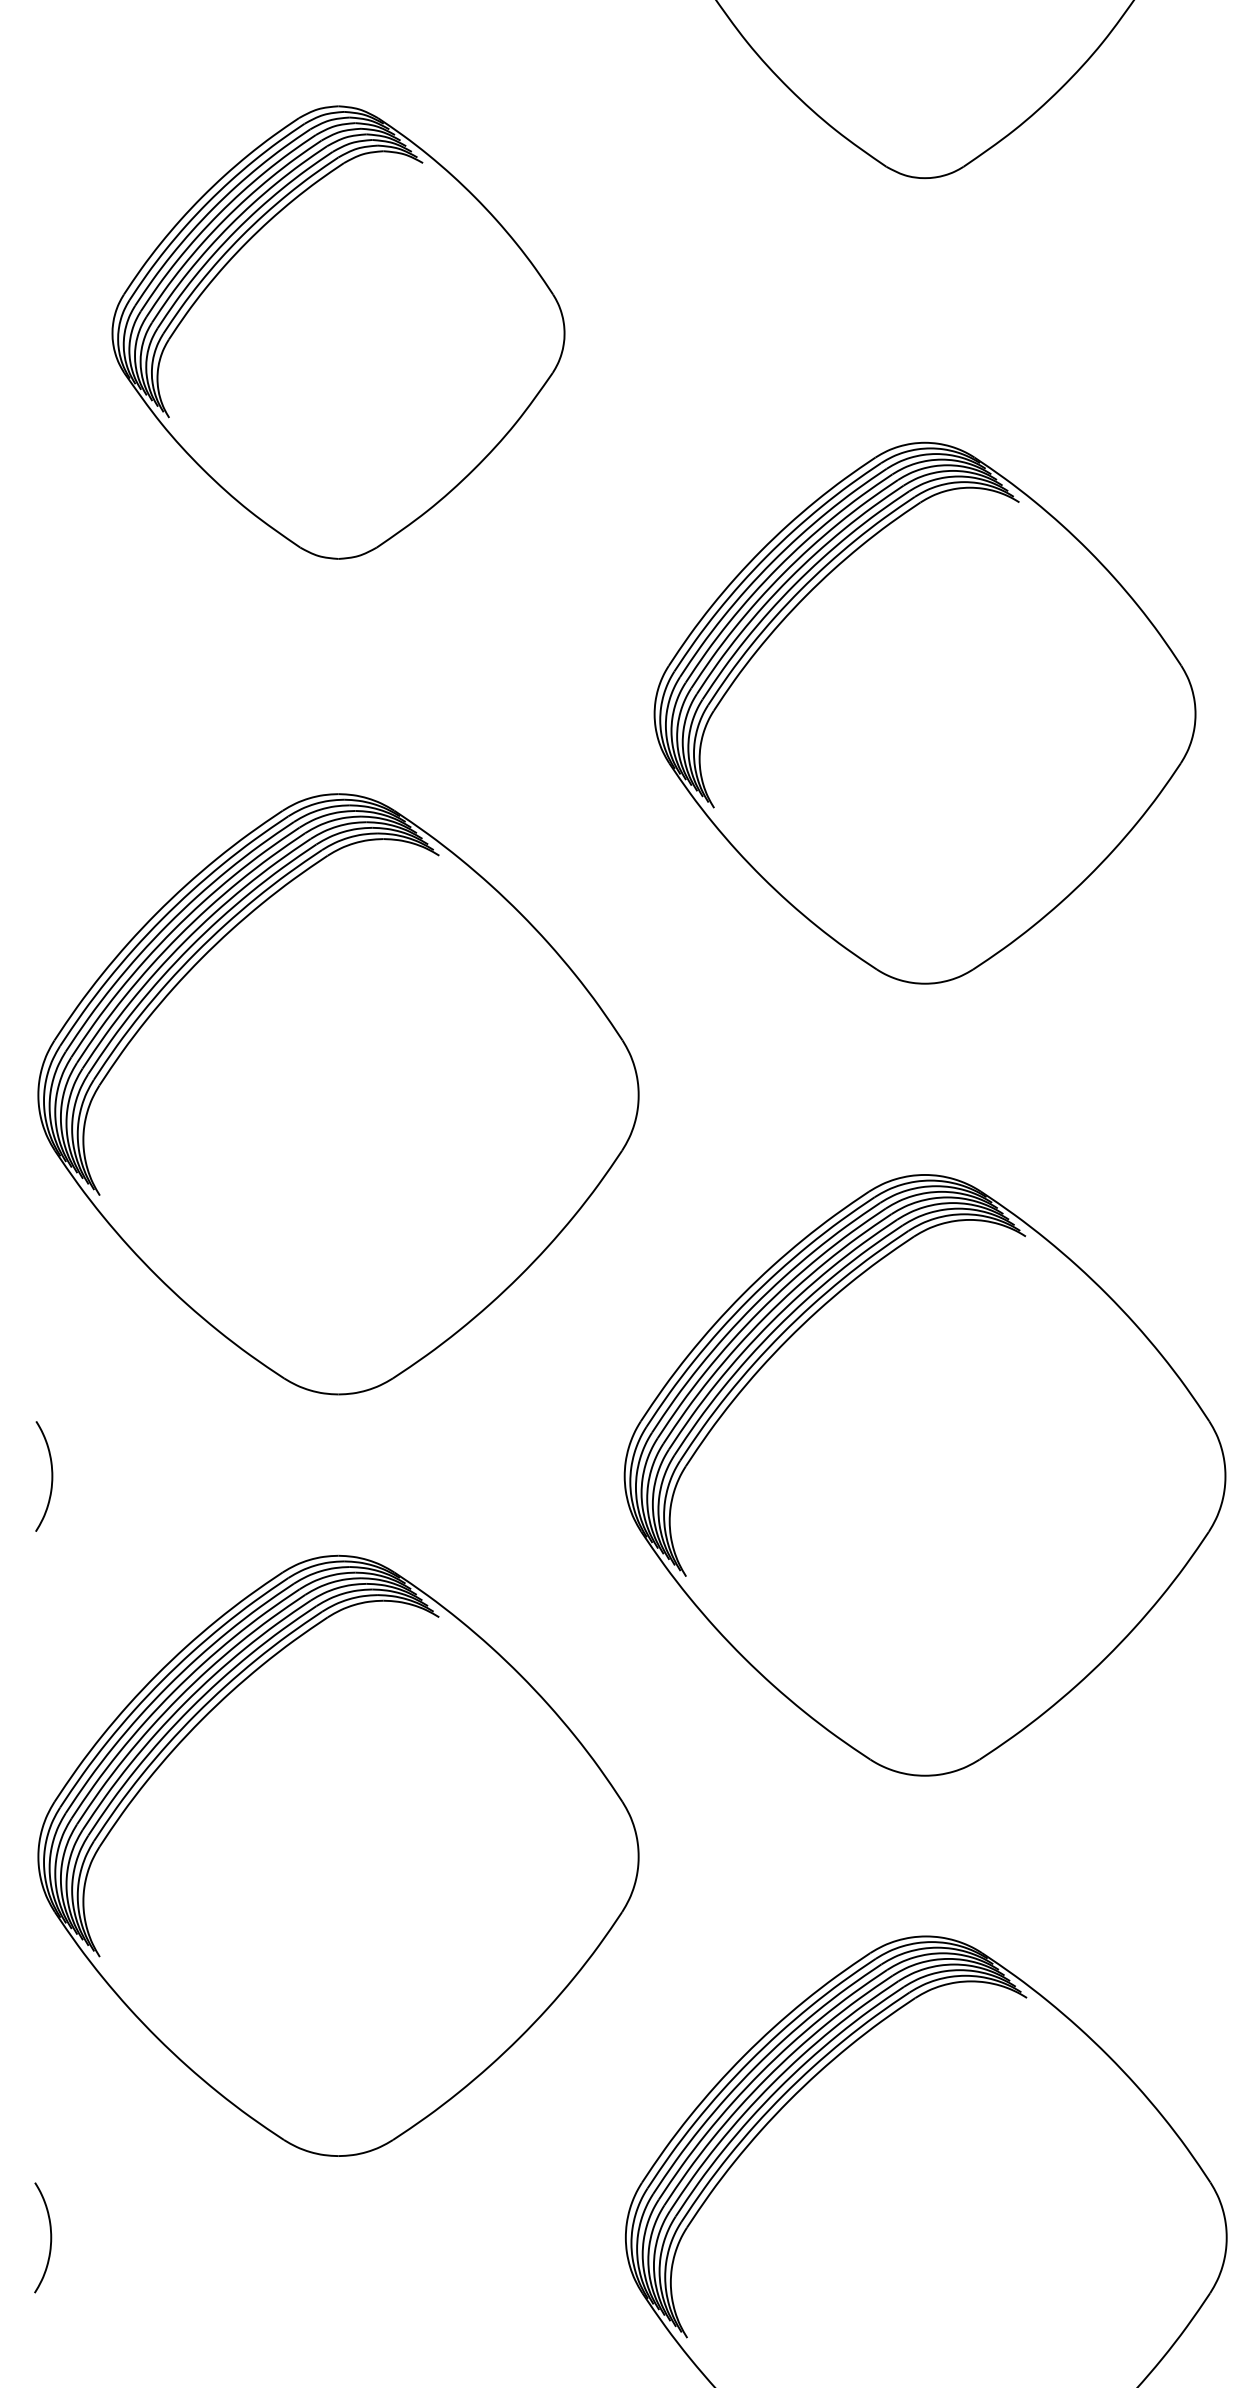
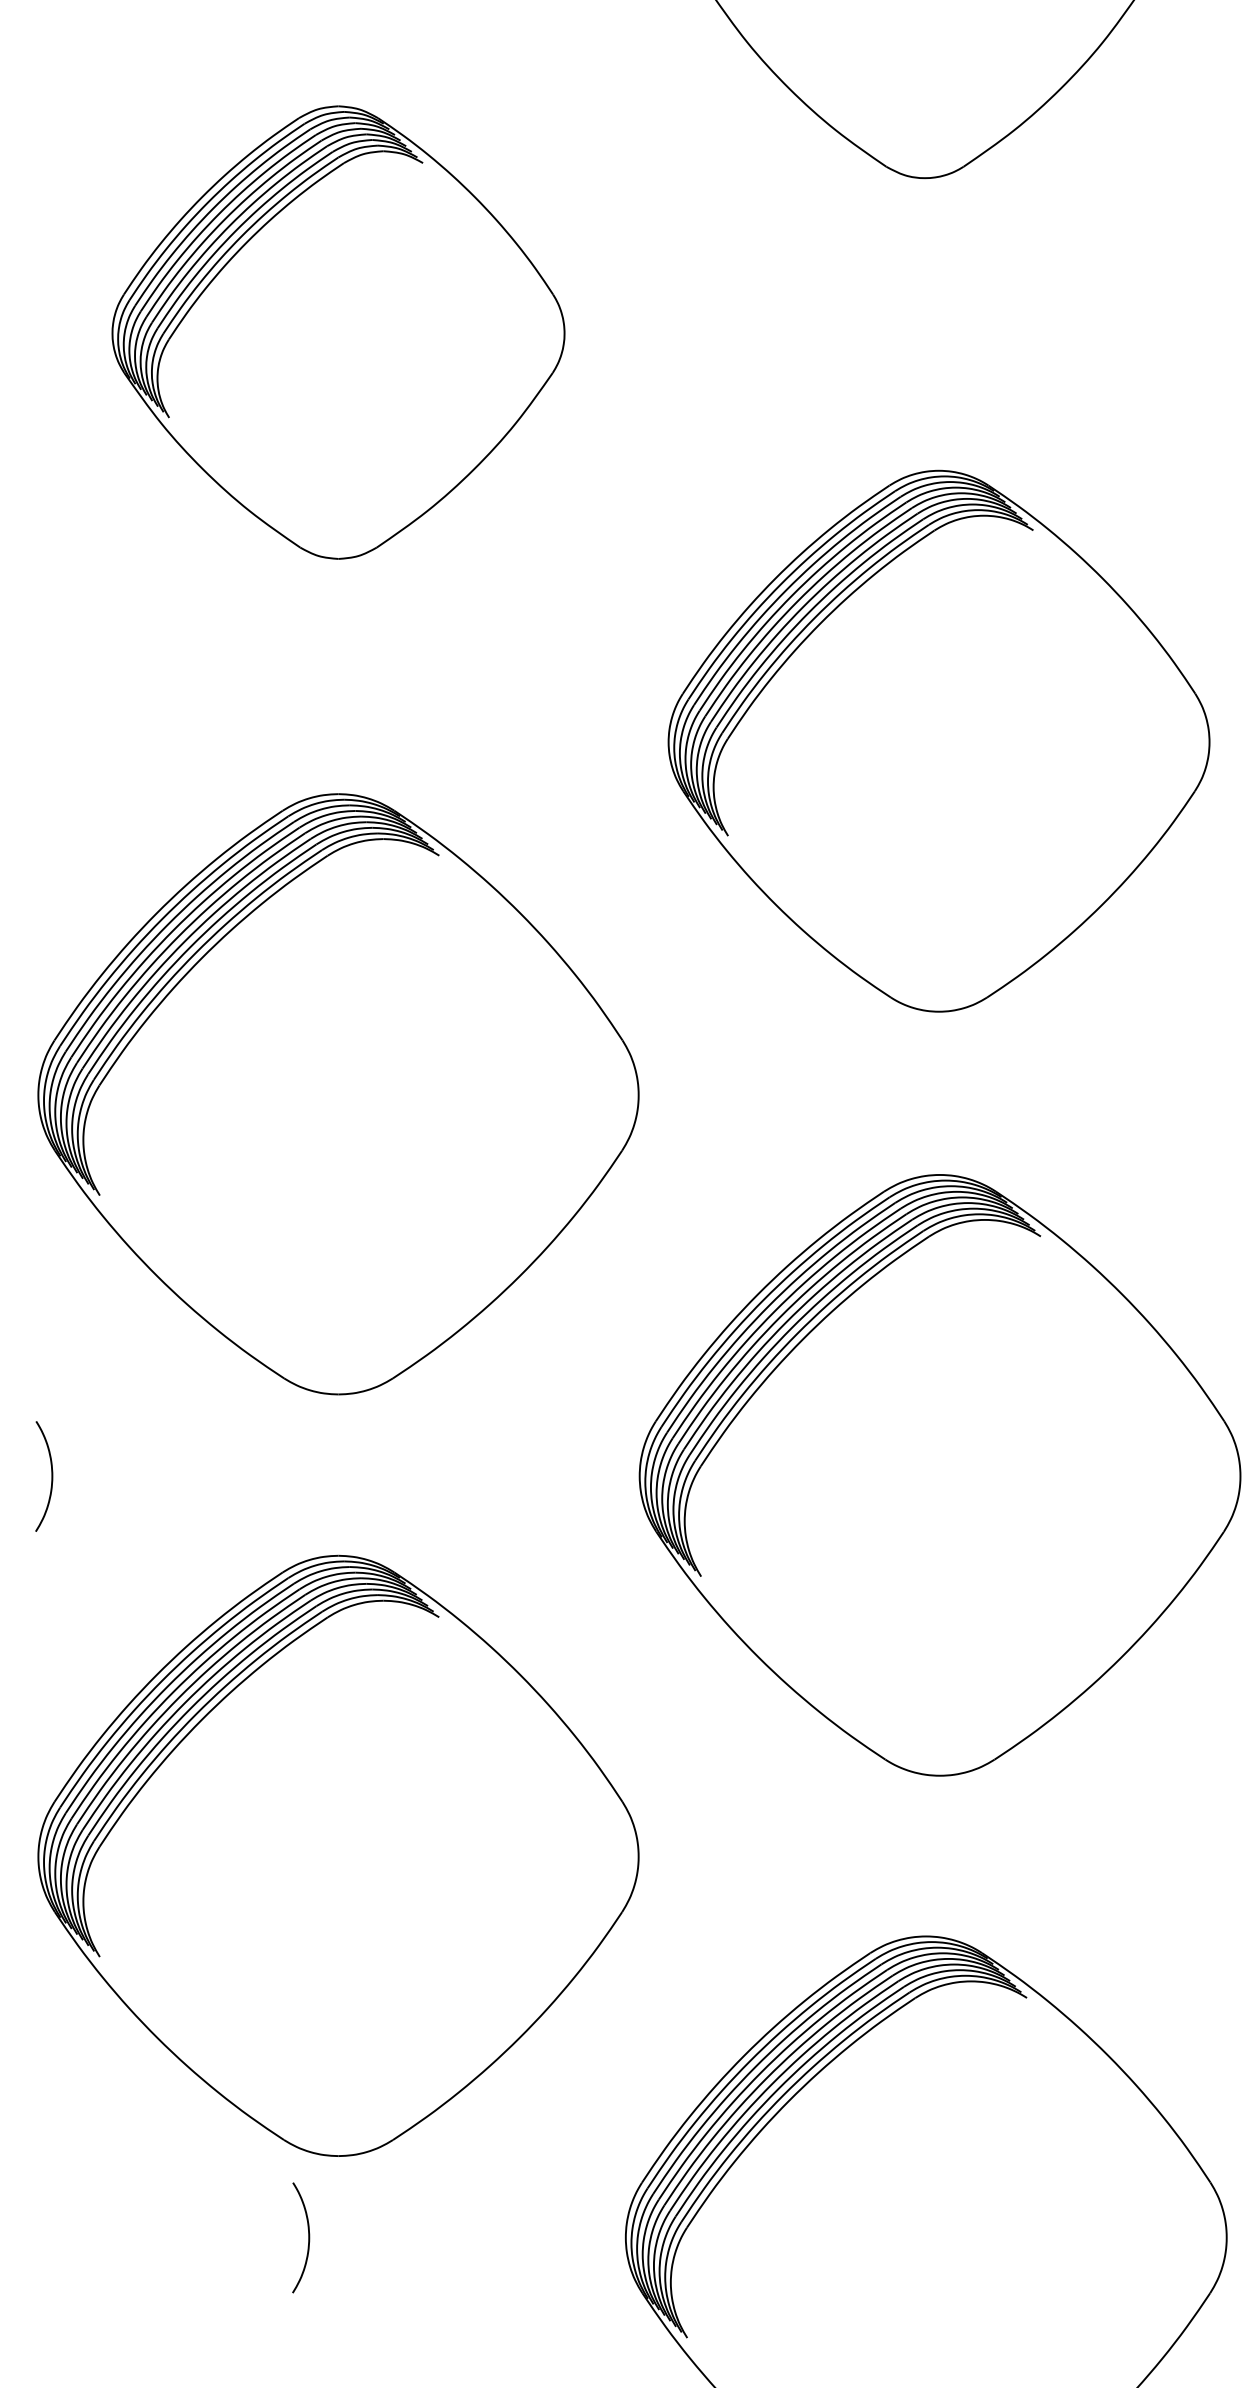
part position: (924, 712) -> (938, 740) (938, 740)
part position: (924, 1475) -> (939, 1475) (939, 1475)
curve position: (50, 2237) -> (308, 2237) (308, 2237)
